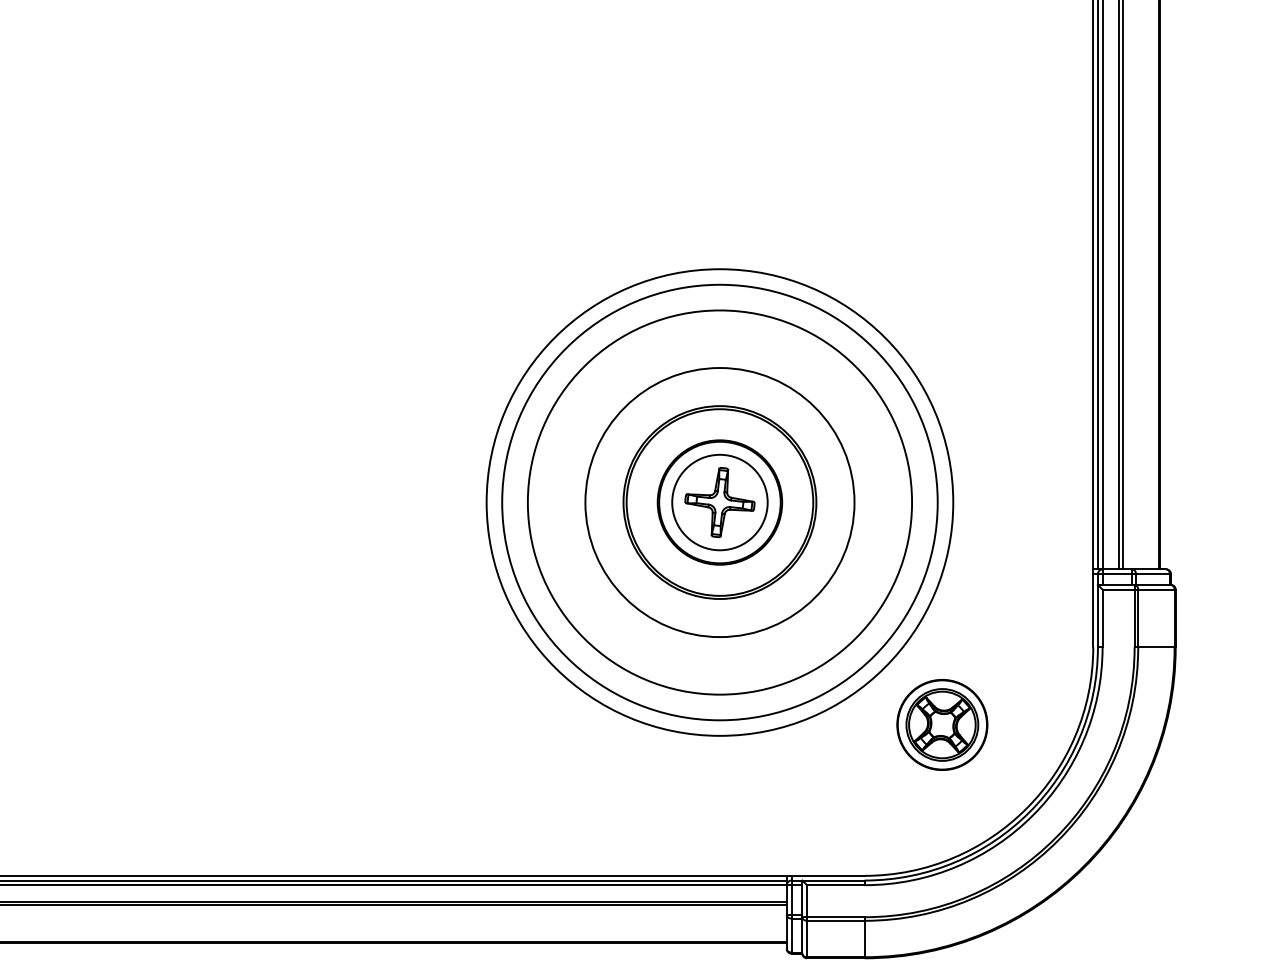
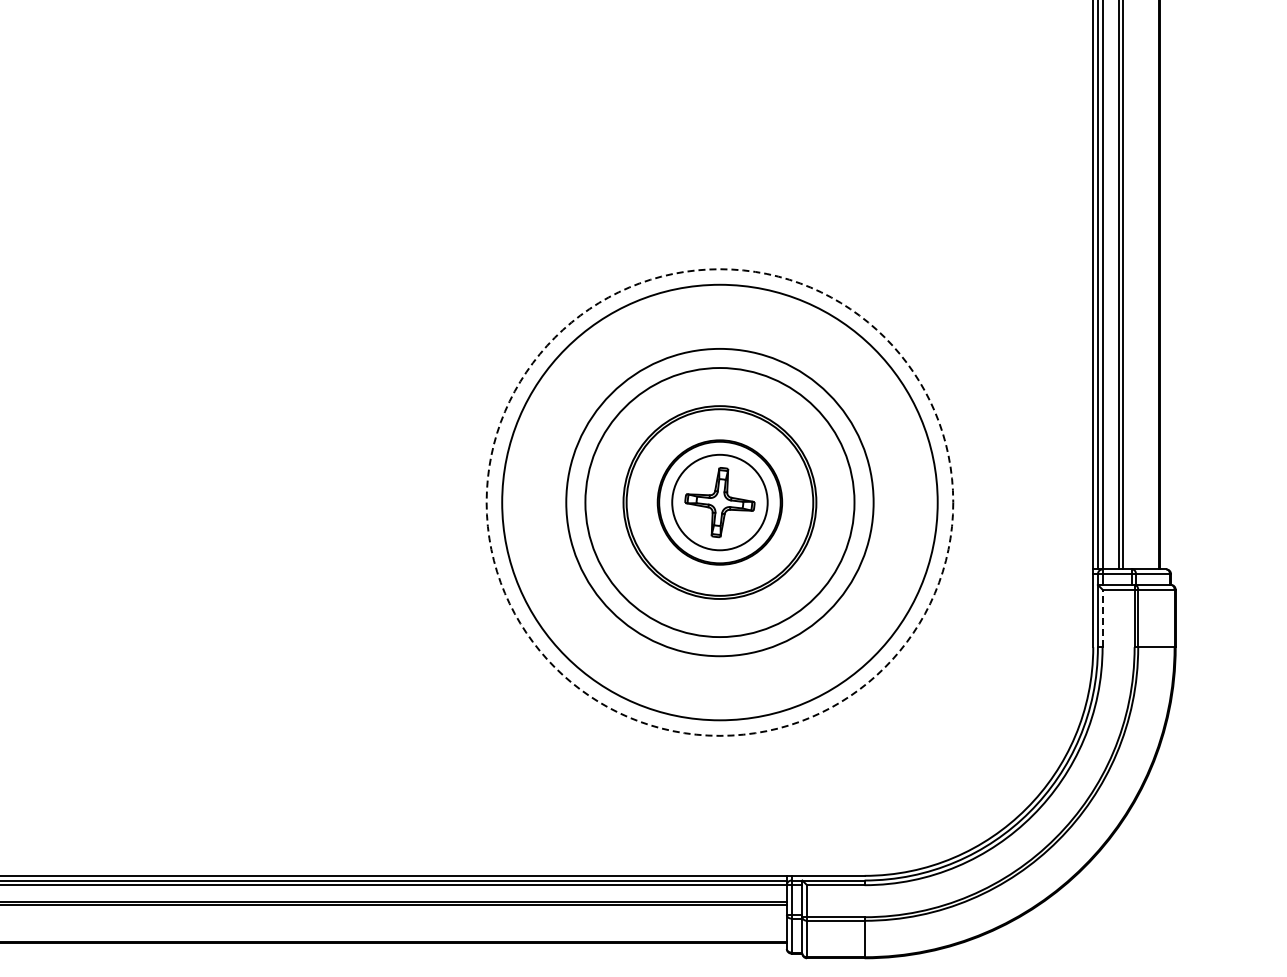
circle diameter: 384 px -> 307 px (719, 502)
circle: solid -> dashed (719, 502)
line: solid -> dashed (1102, 618)
part: present -> none (942, 724)
